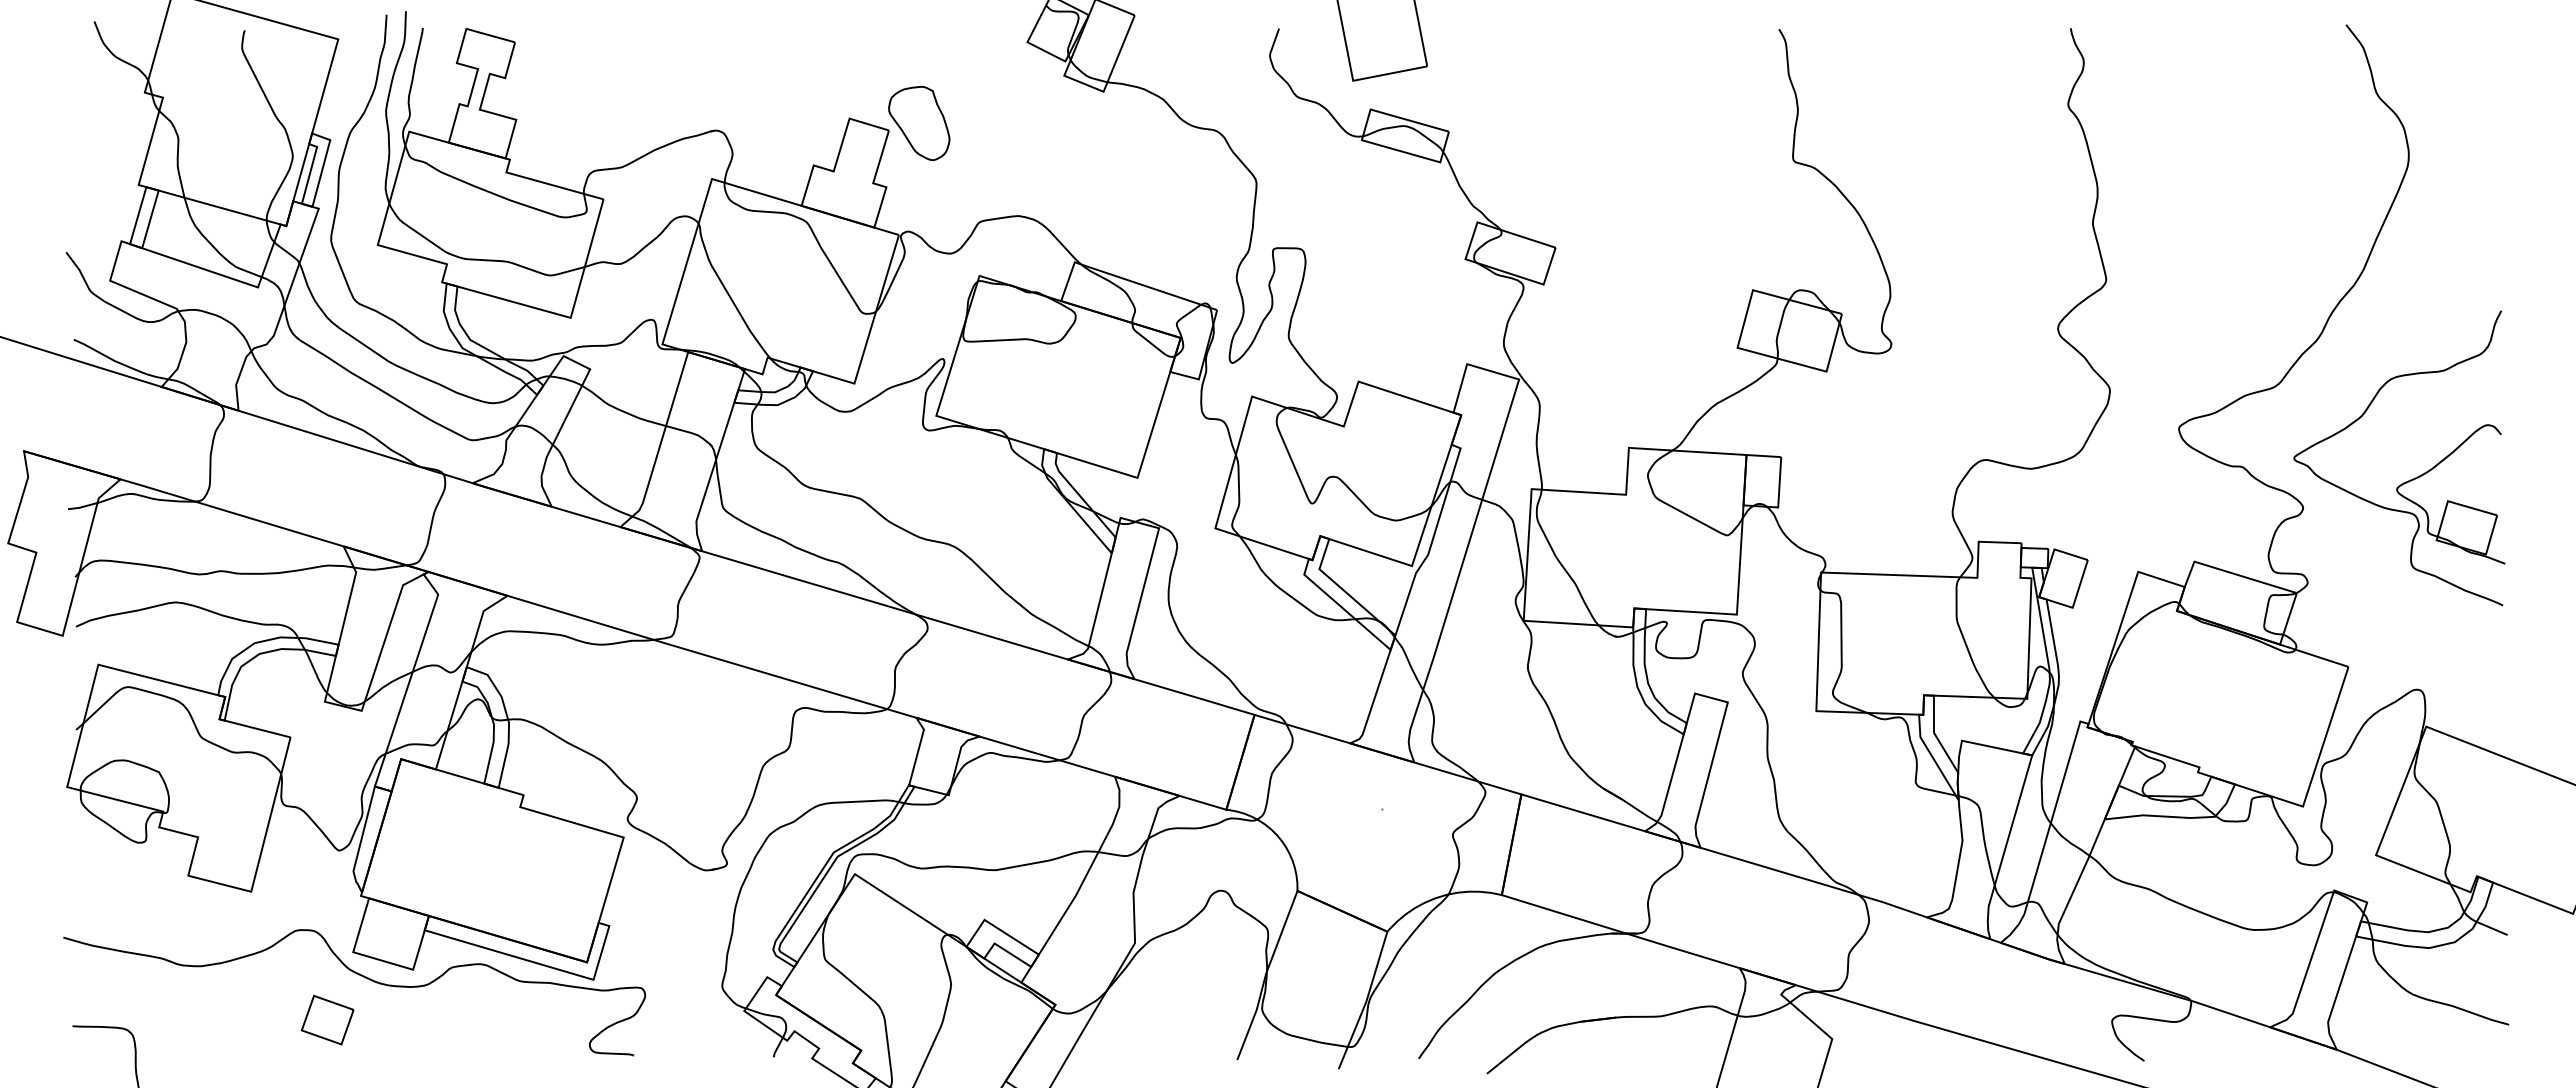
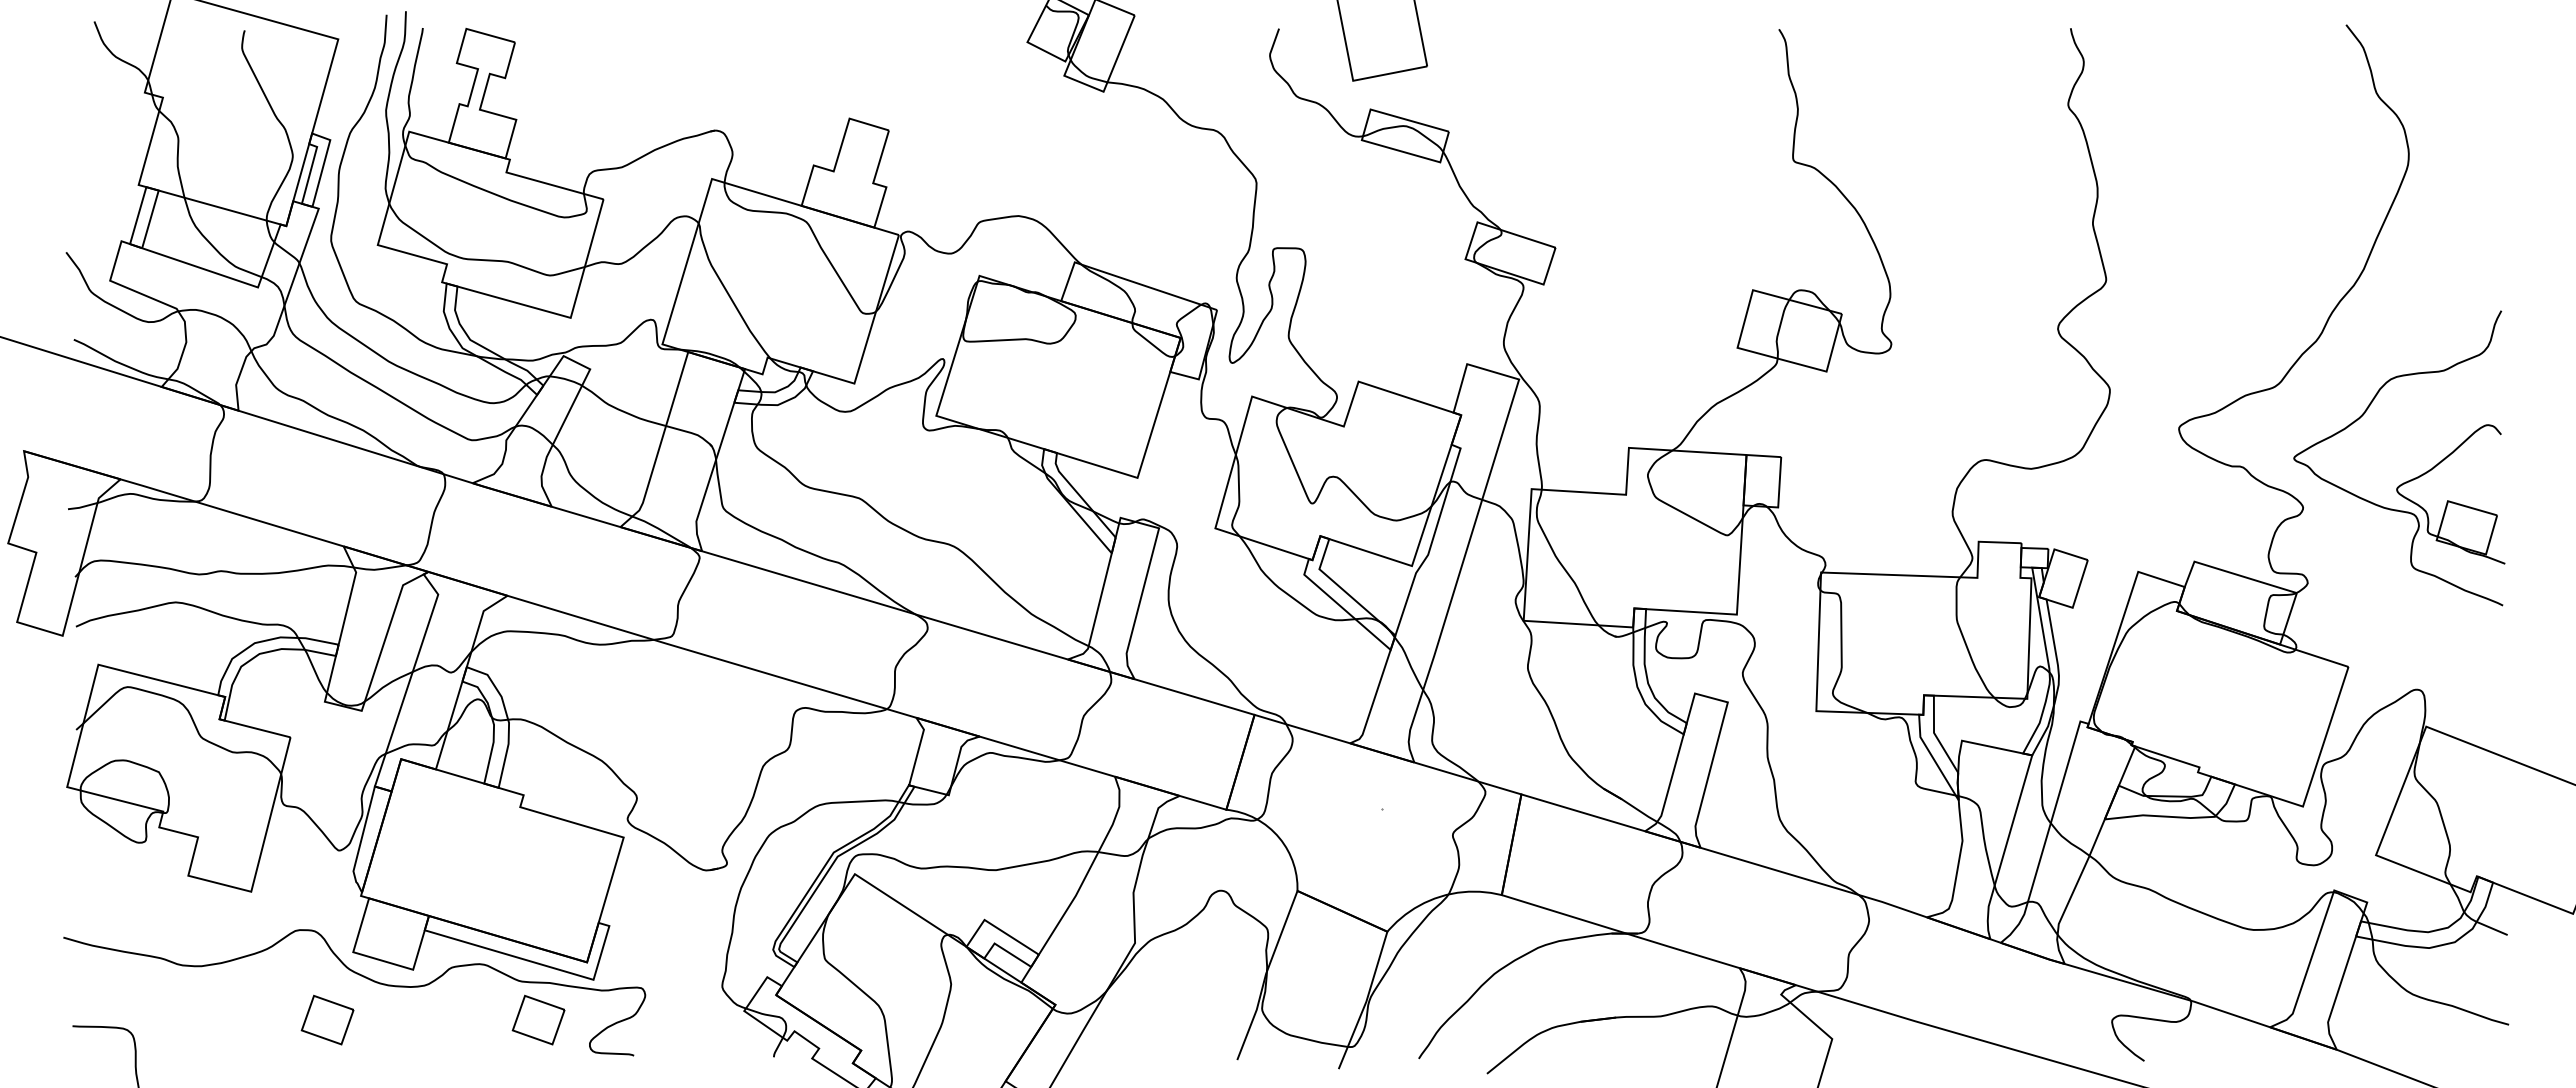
part: present -> none (919, 123)
part: none -> present (538, 1019)
